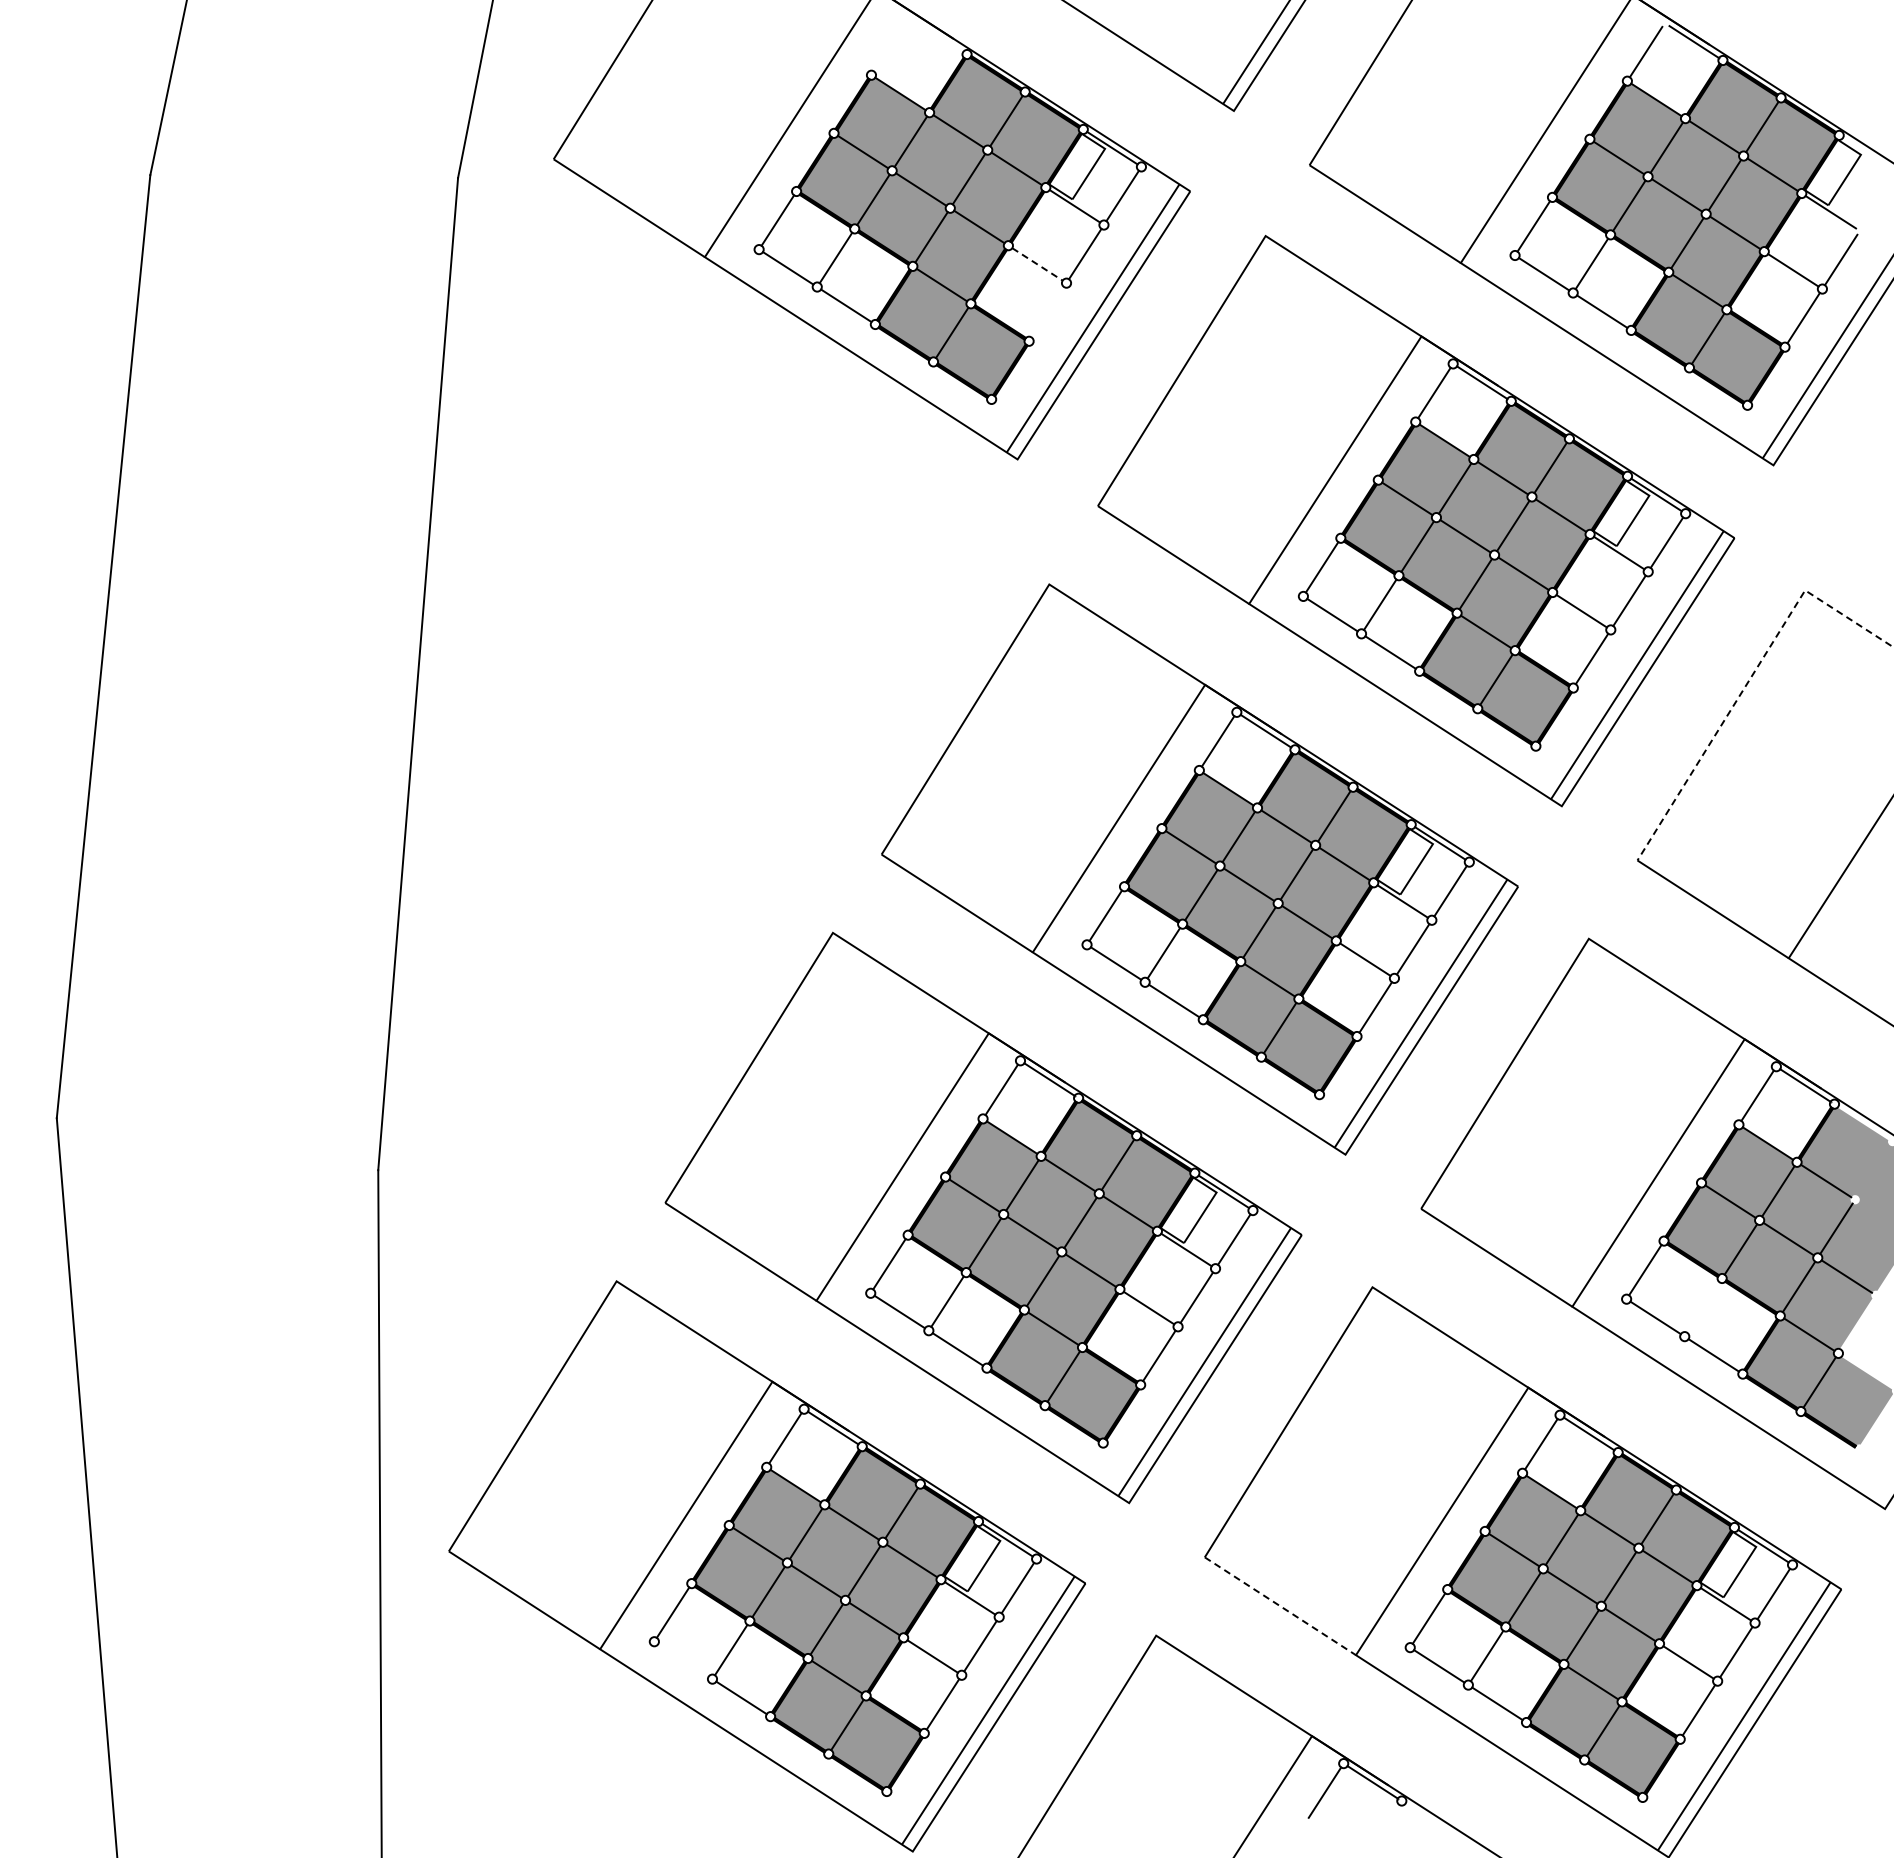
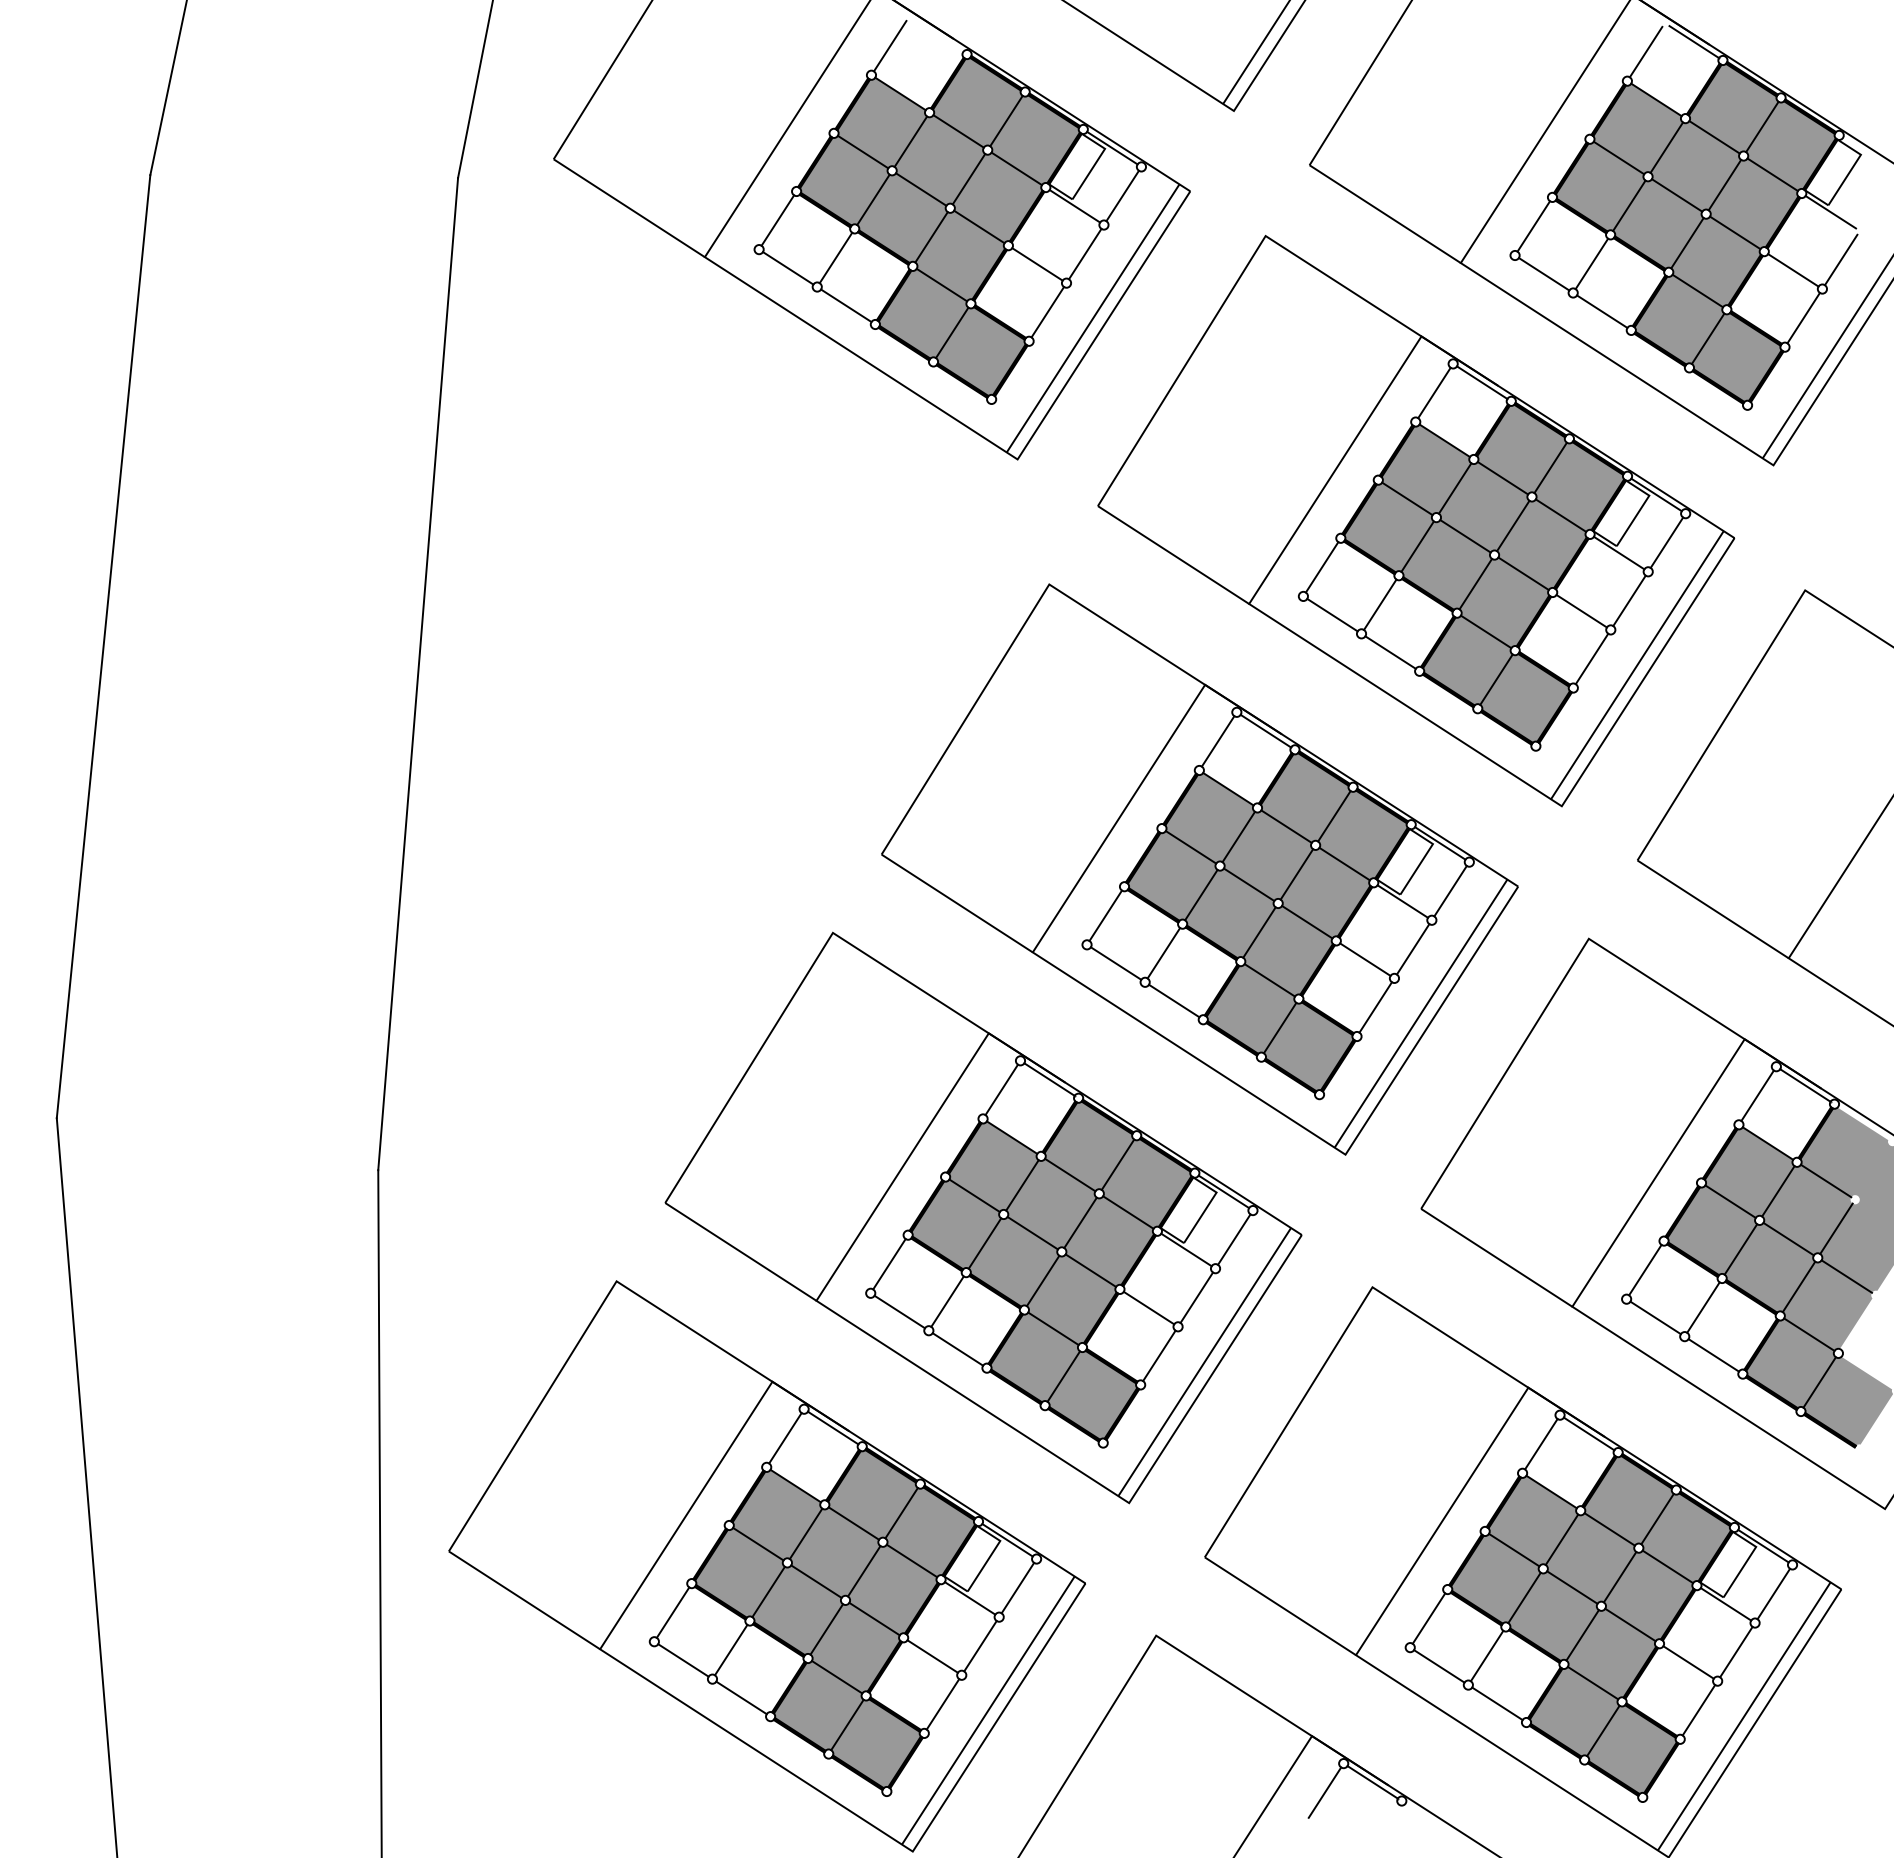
line: none -> present (890, 45)
line: dashed -> solid (1037, 264)
line: none -> present (1047, 312)
line: dashed -> solid (1749, 680)
line: none -> present (1703, 1307)
line: dashed -> solid (1280, 1606)
line: none -> present (683, 1660)
